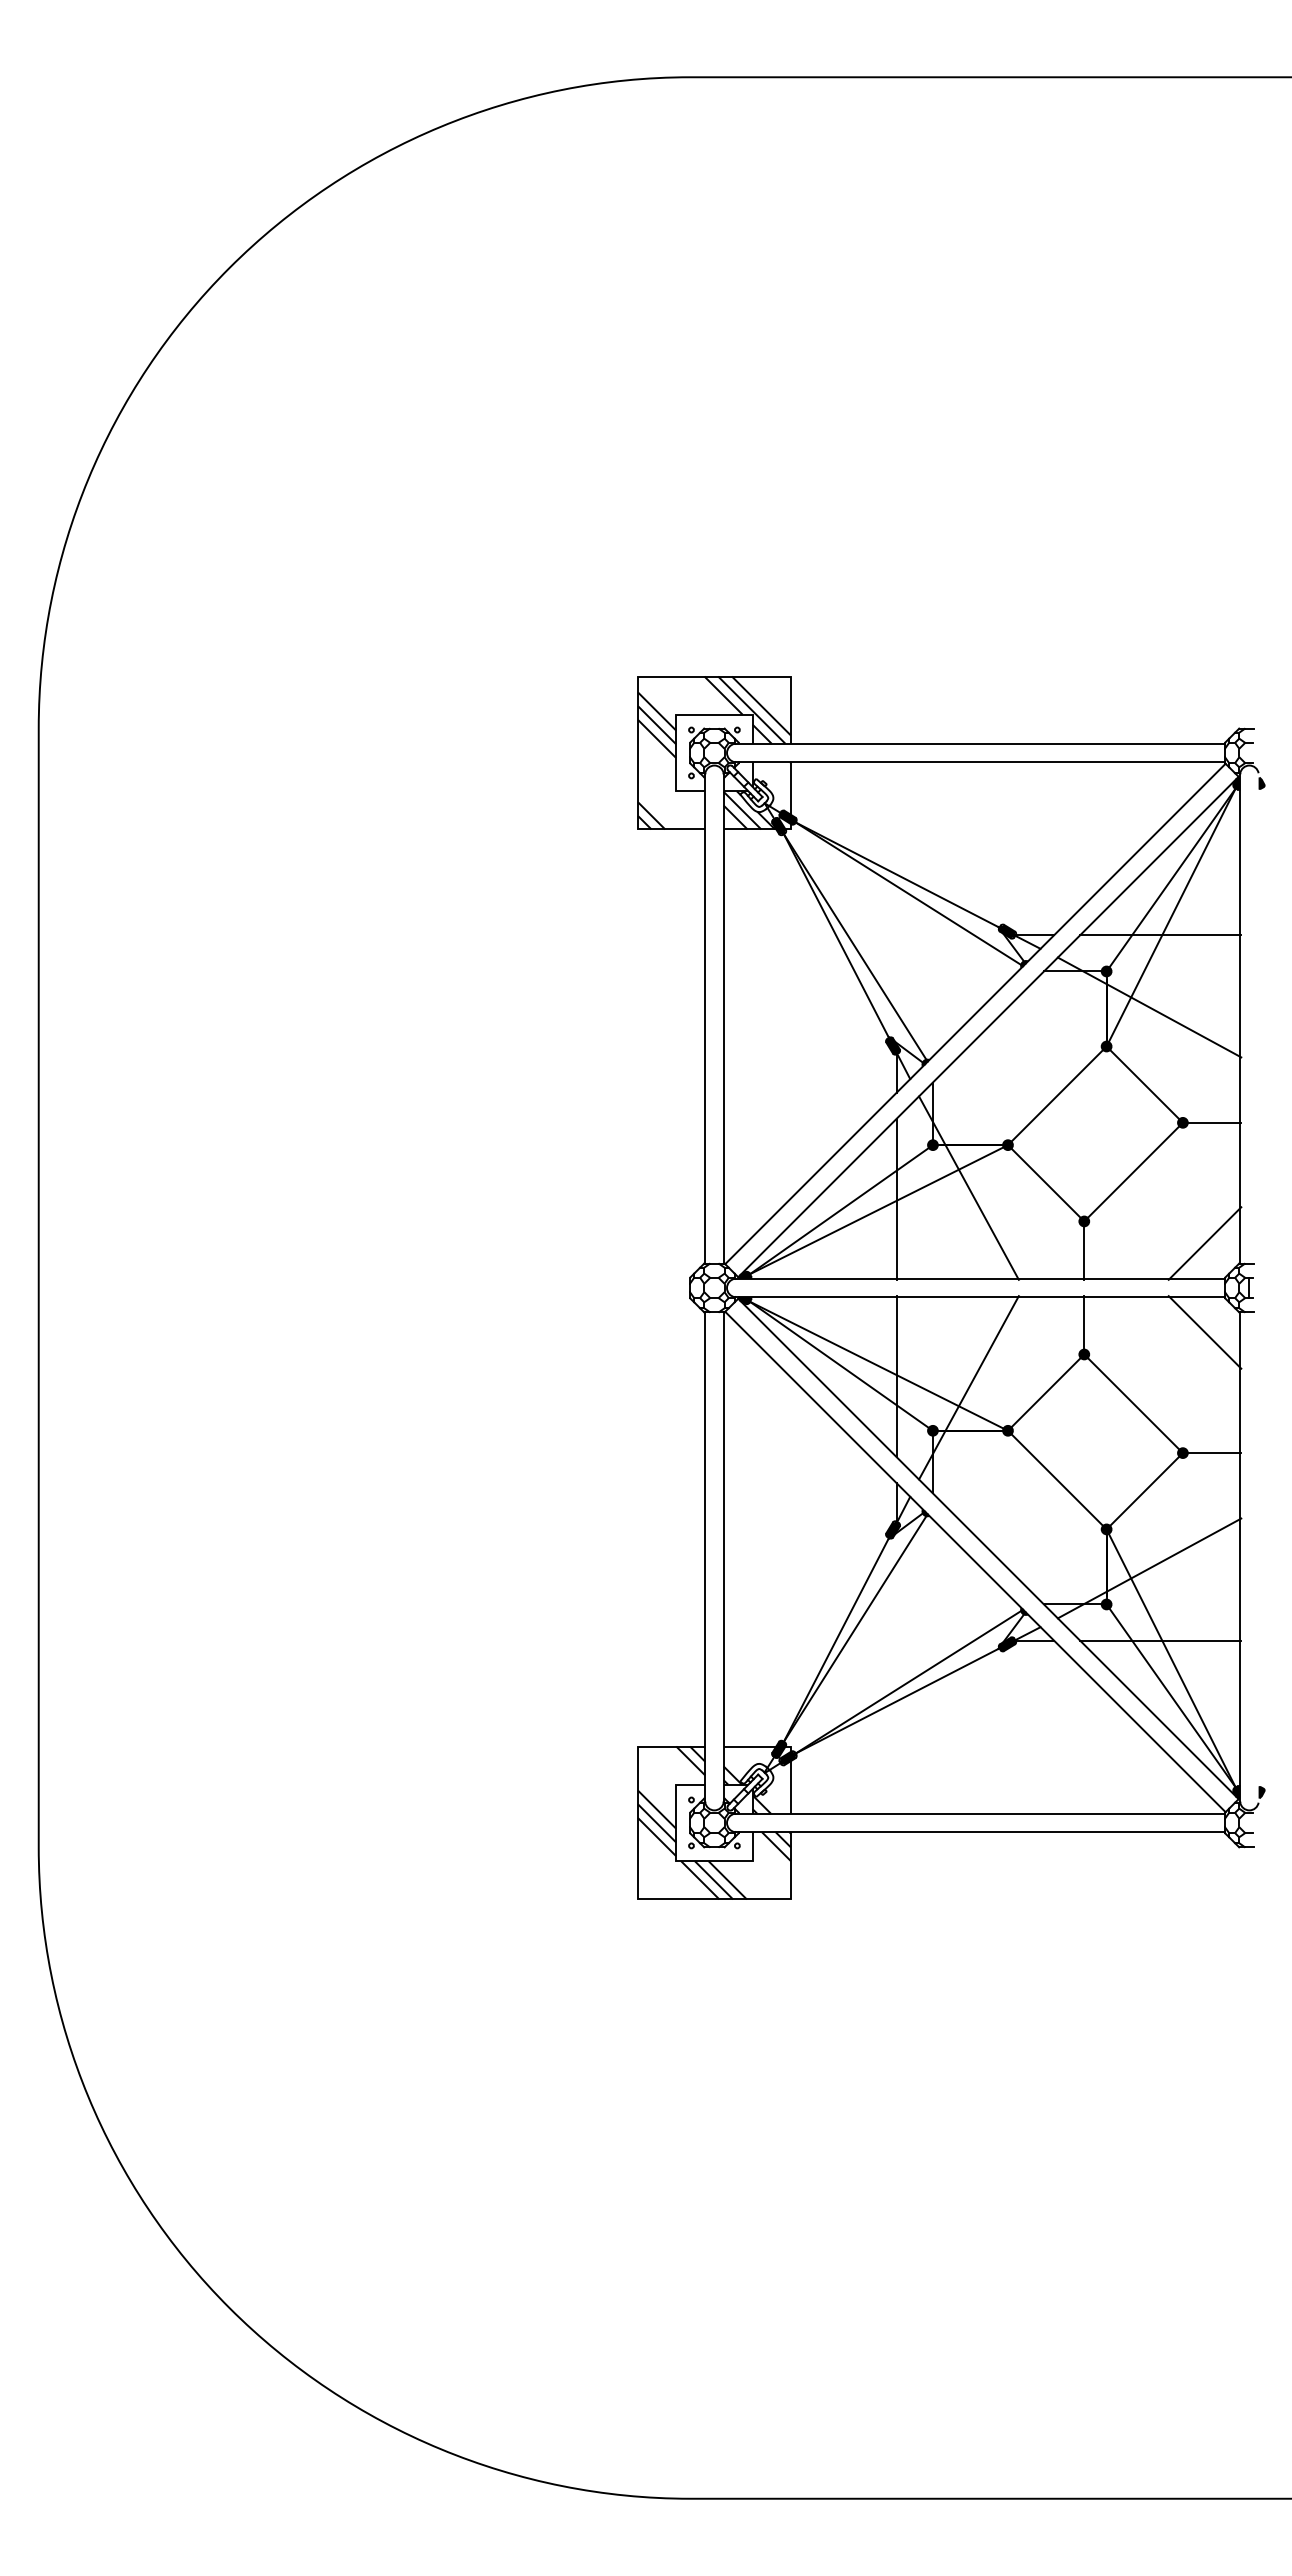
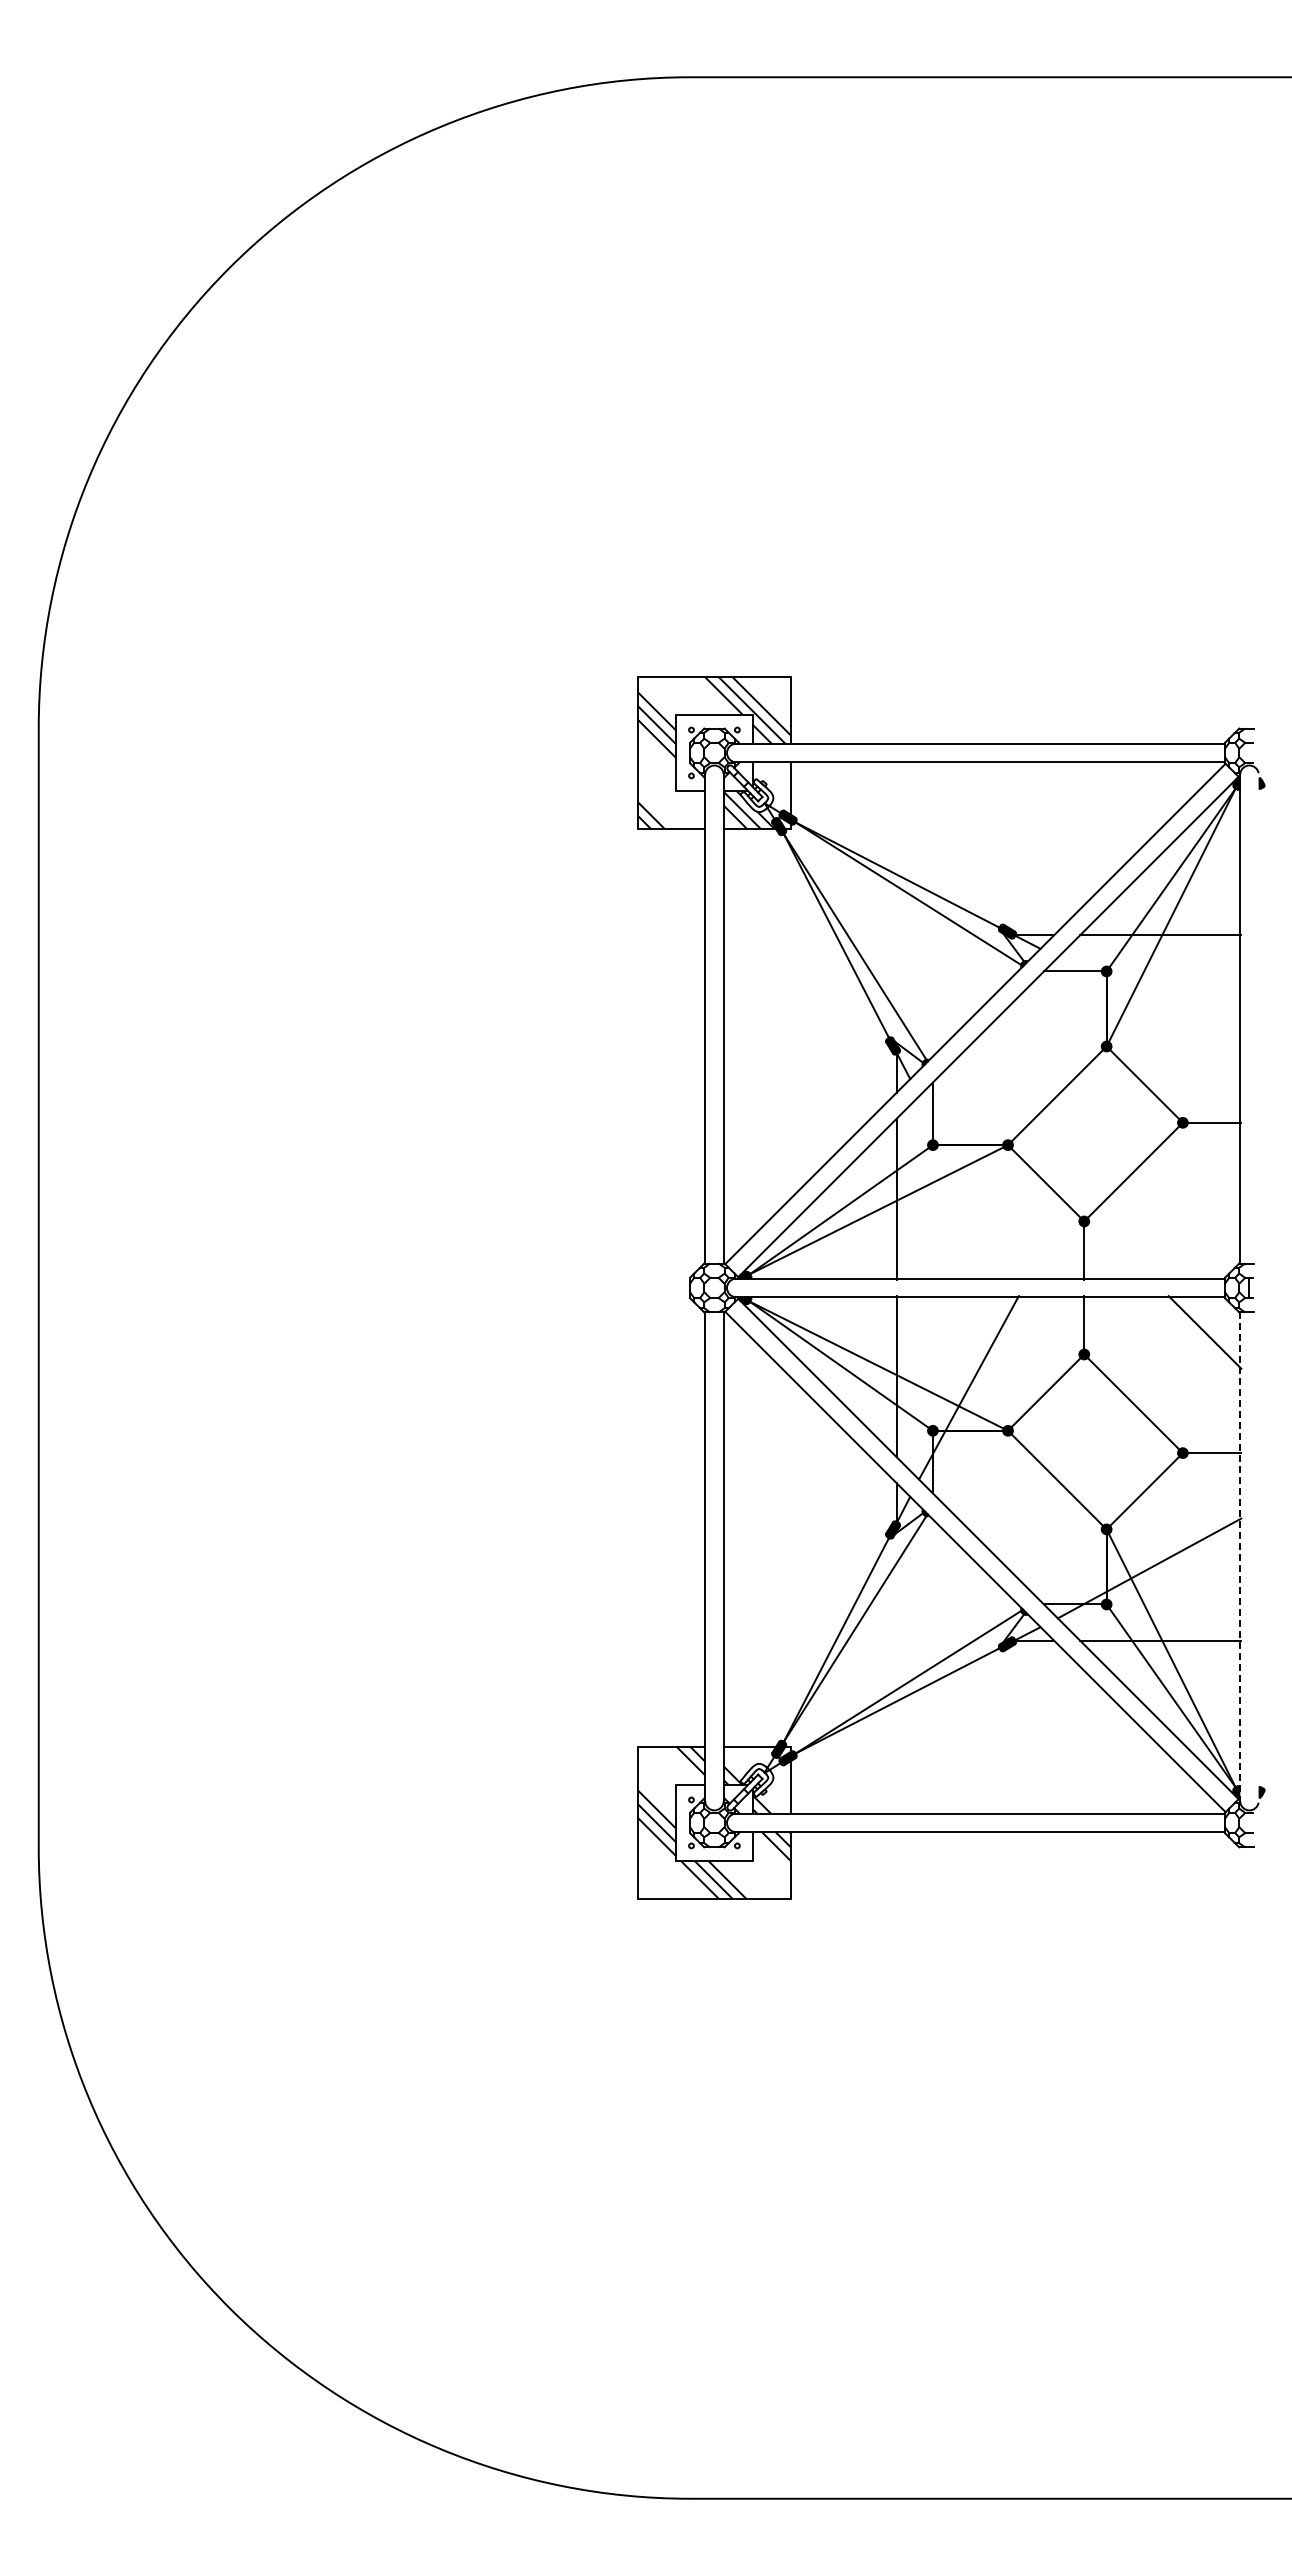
line: present -> none (1149, 1007)
line: present -> none (968, 1187)
line: present -> none (1204, 1243)
line: solid -> dashed (1240, 1557)
